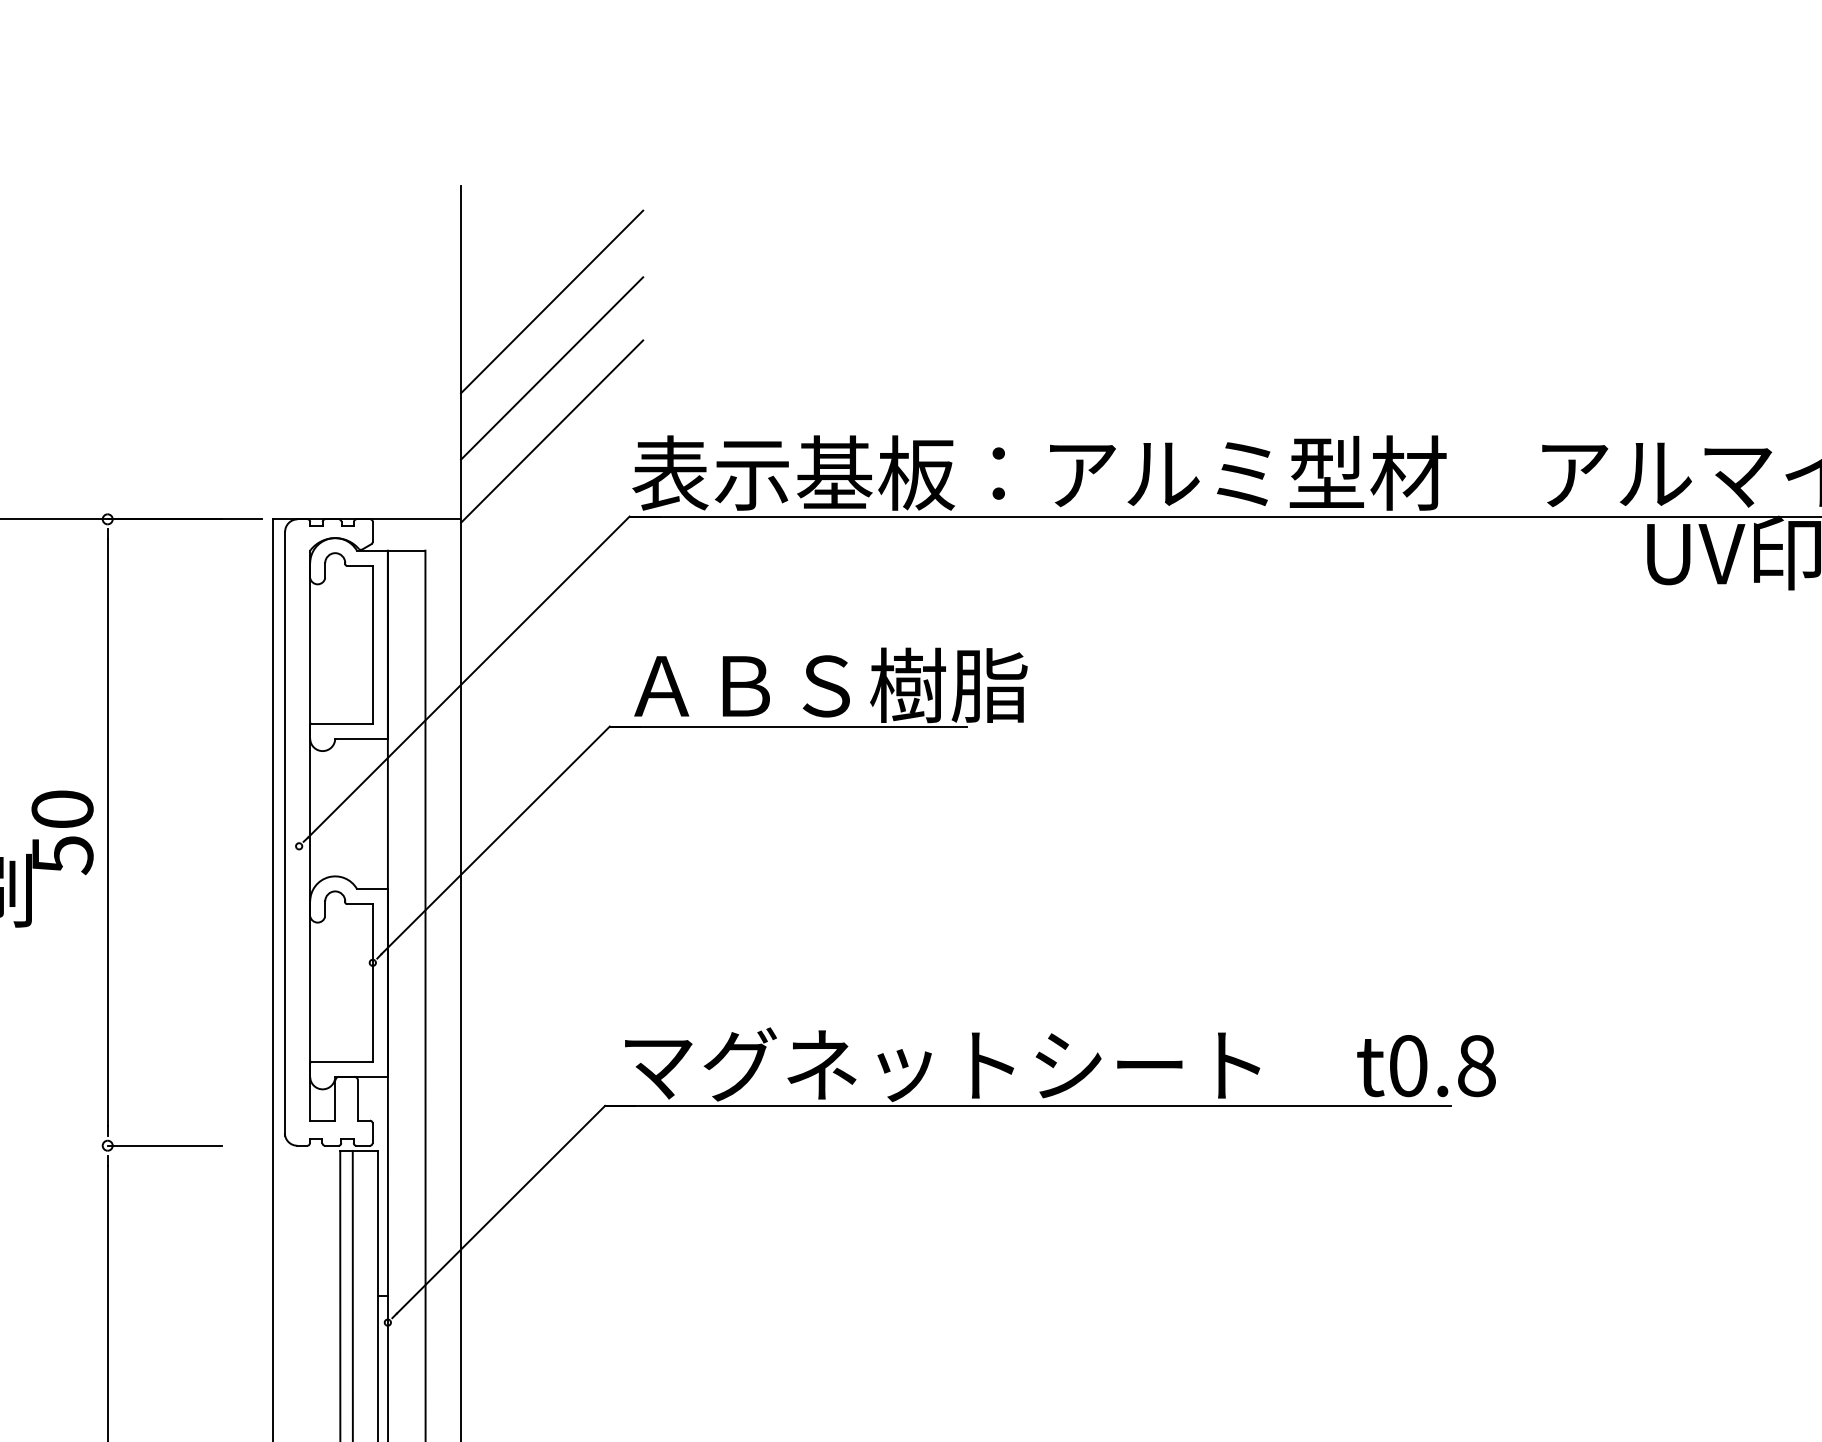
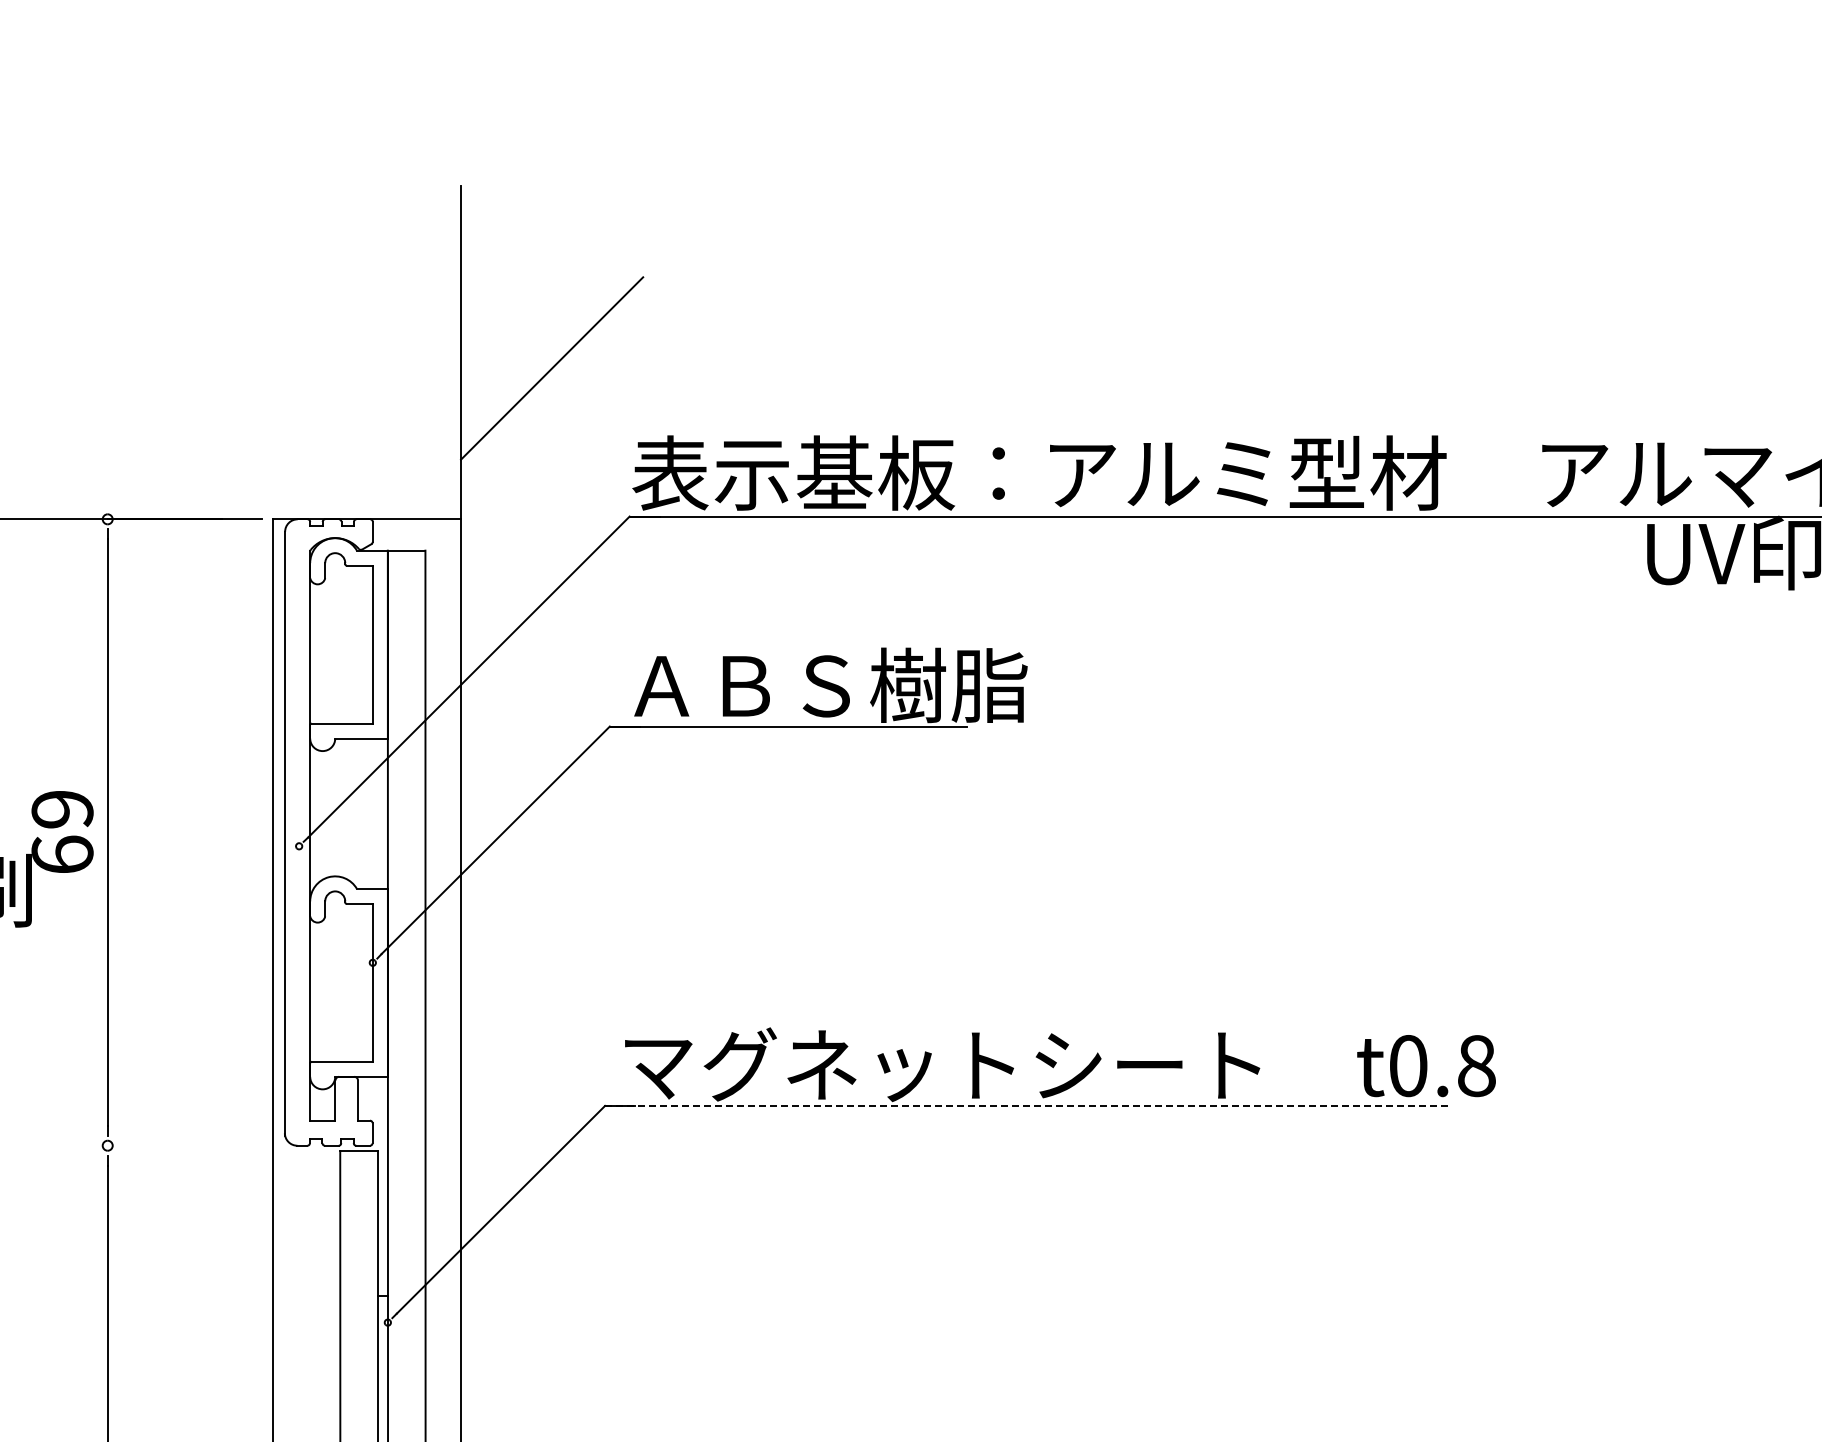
line: present -> none (552, 301)
line: present -> none (552, 431)
text: 50 -> 69 (62, 832)
line: solid -> dashed (1028, 1105)
line: present -> none (164, 1145)
line: present -> none (352, 1294)
